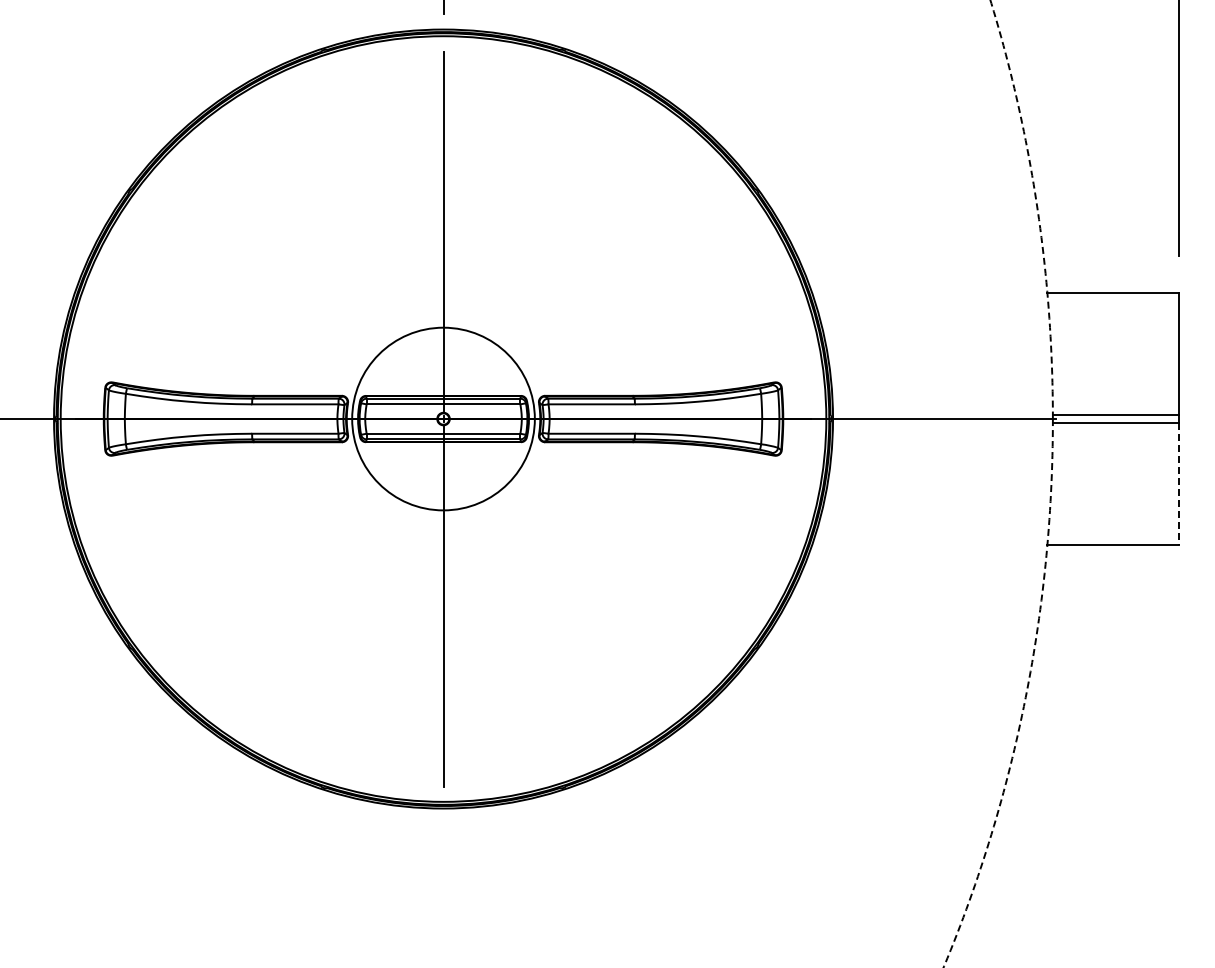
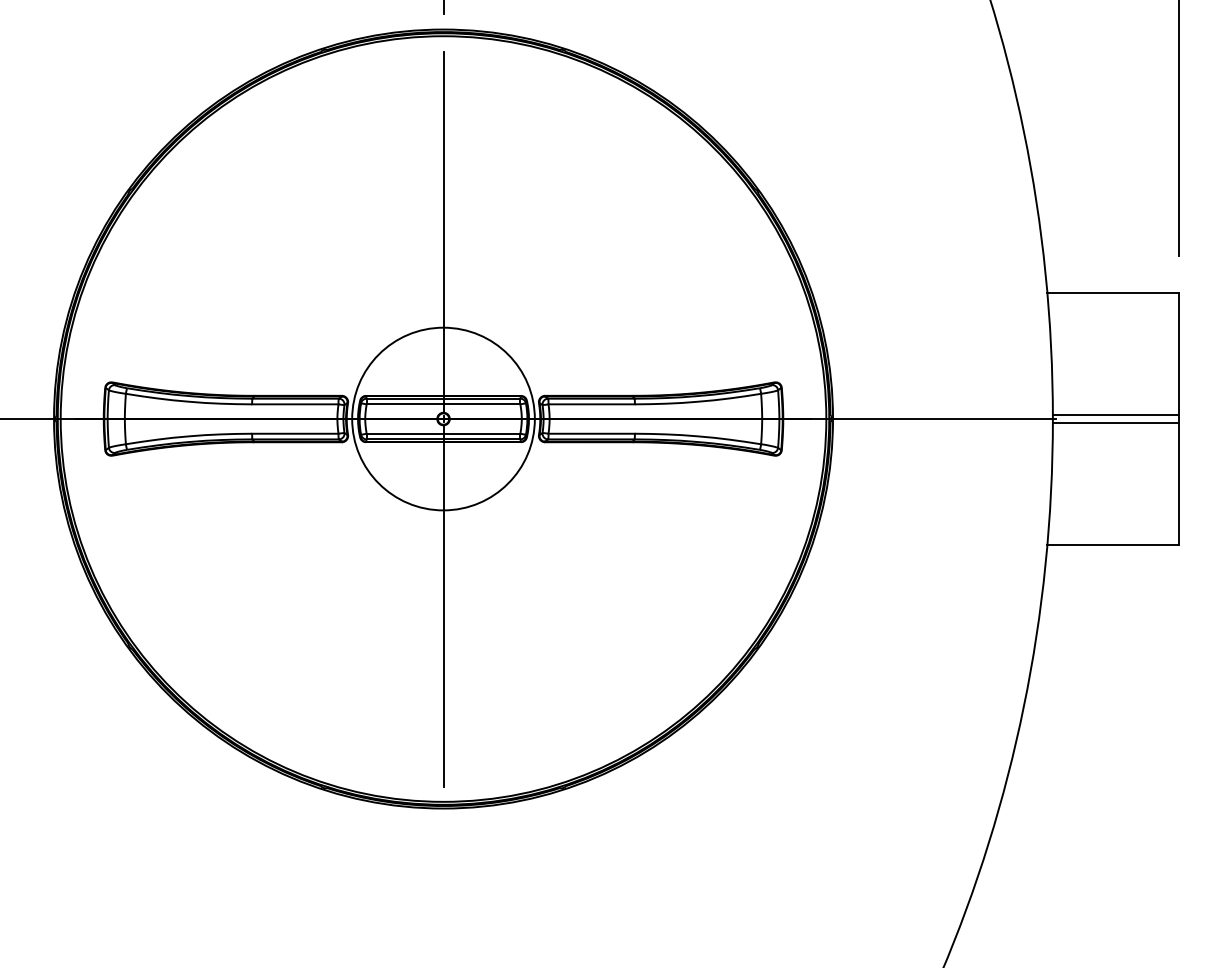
circle: dashed -> solid (997, 483)
line: dashed -> solid (1178, 483)
